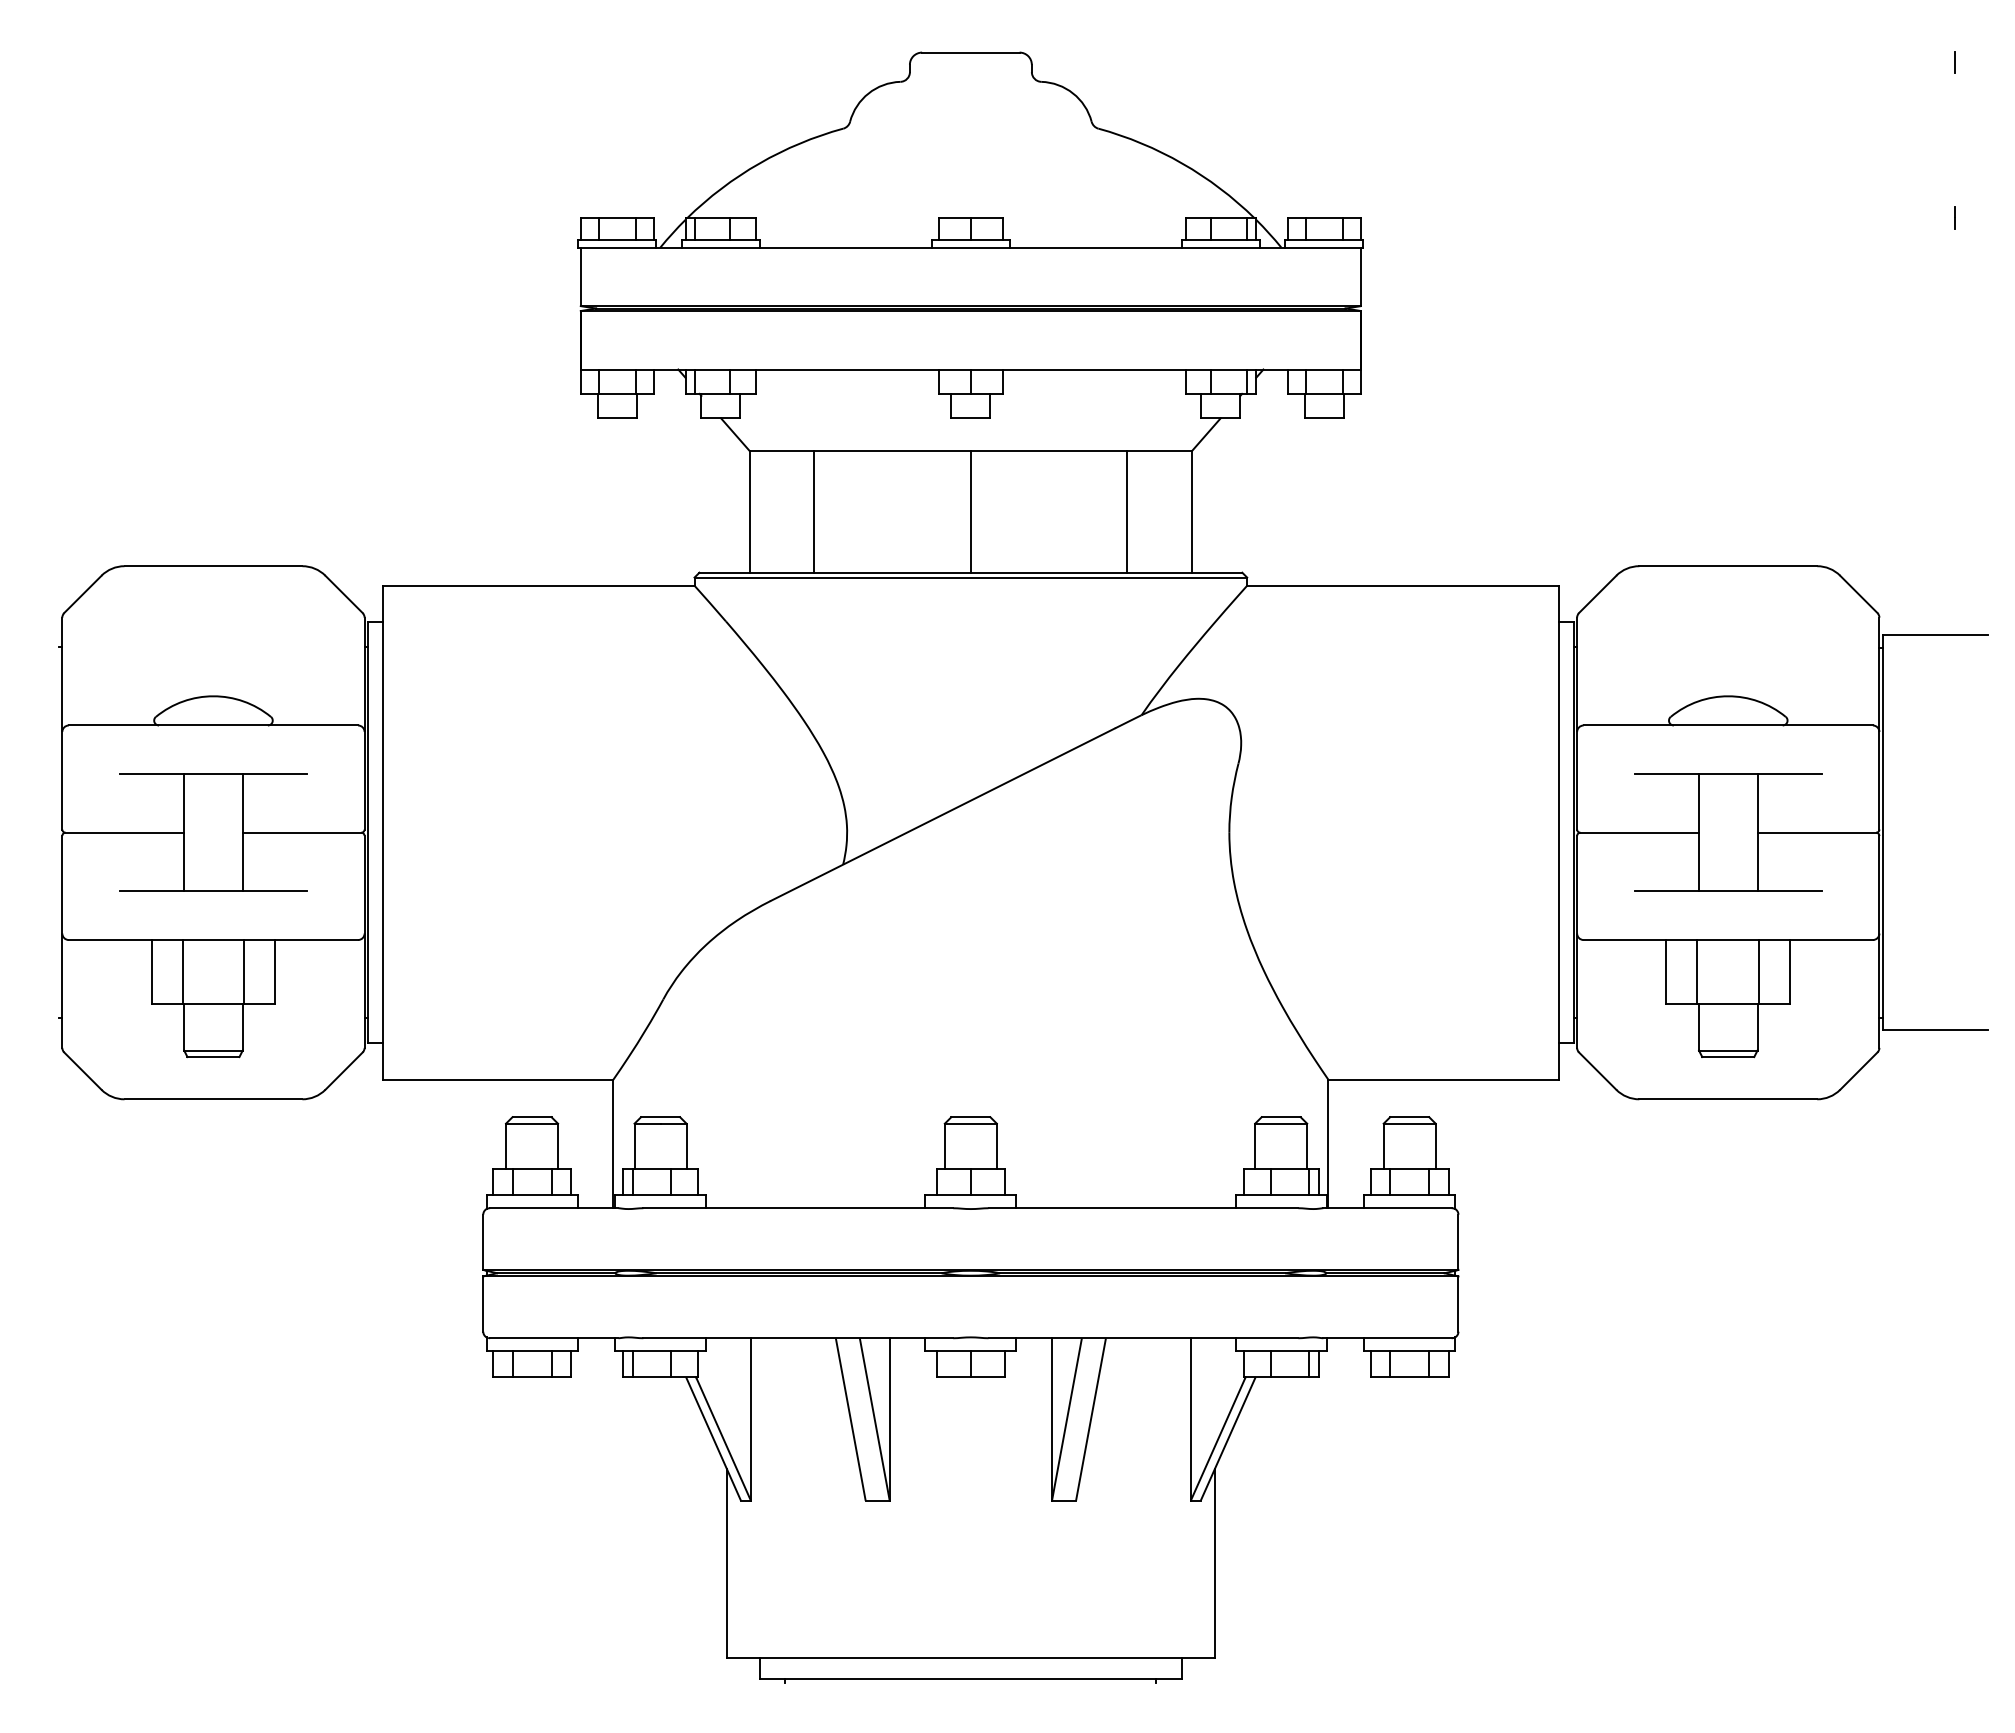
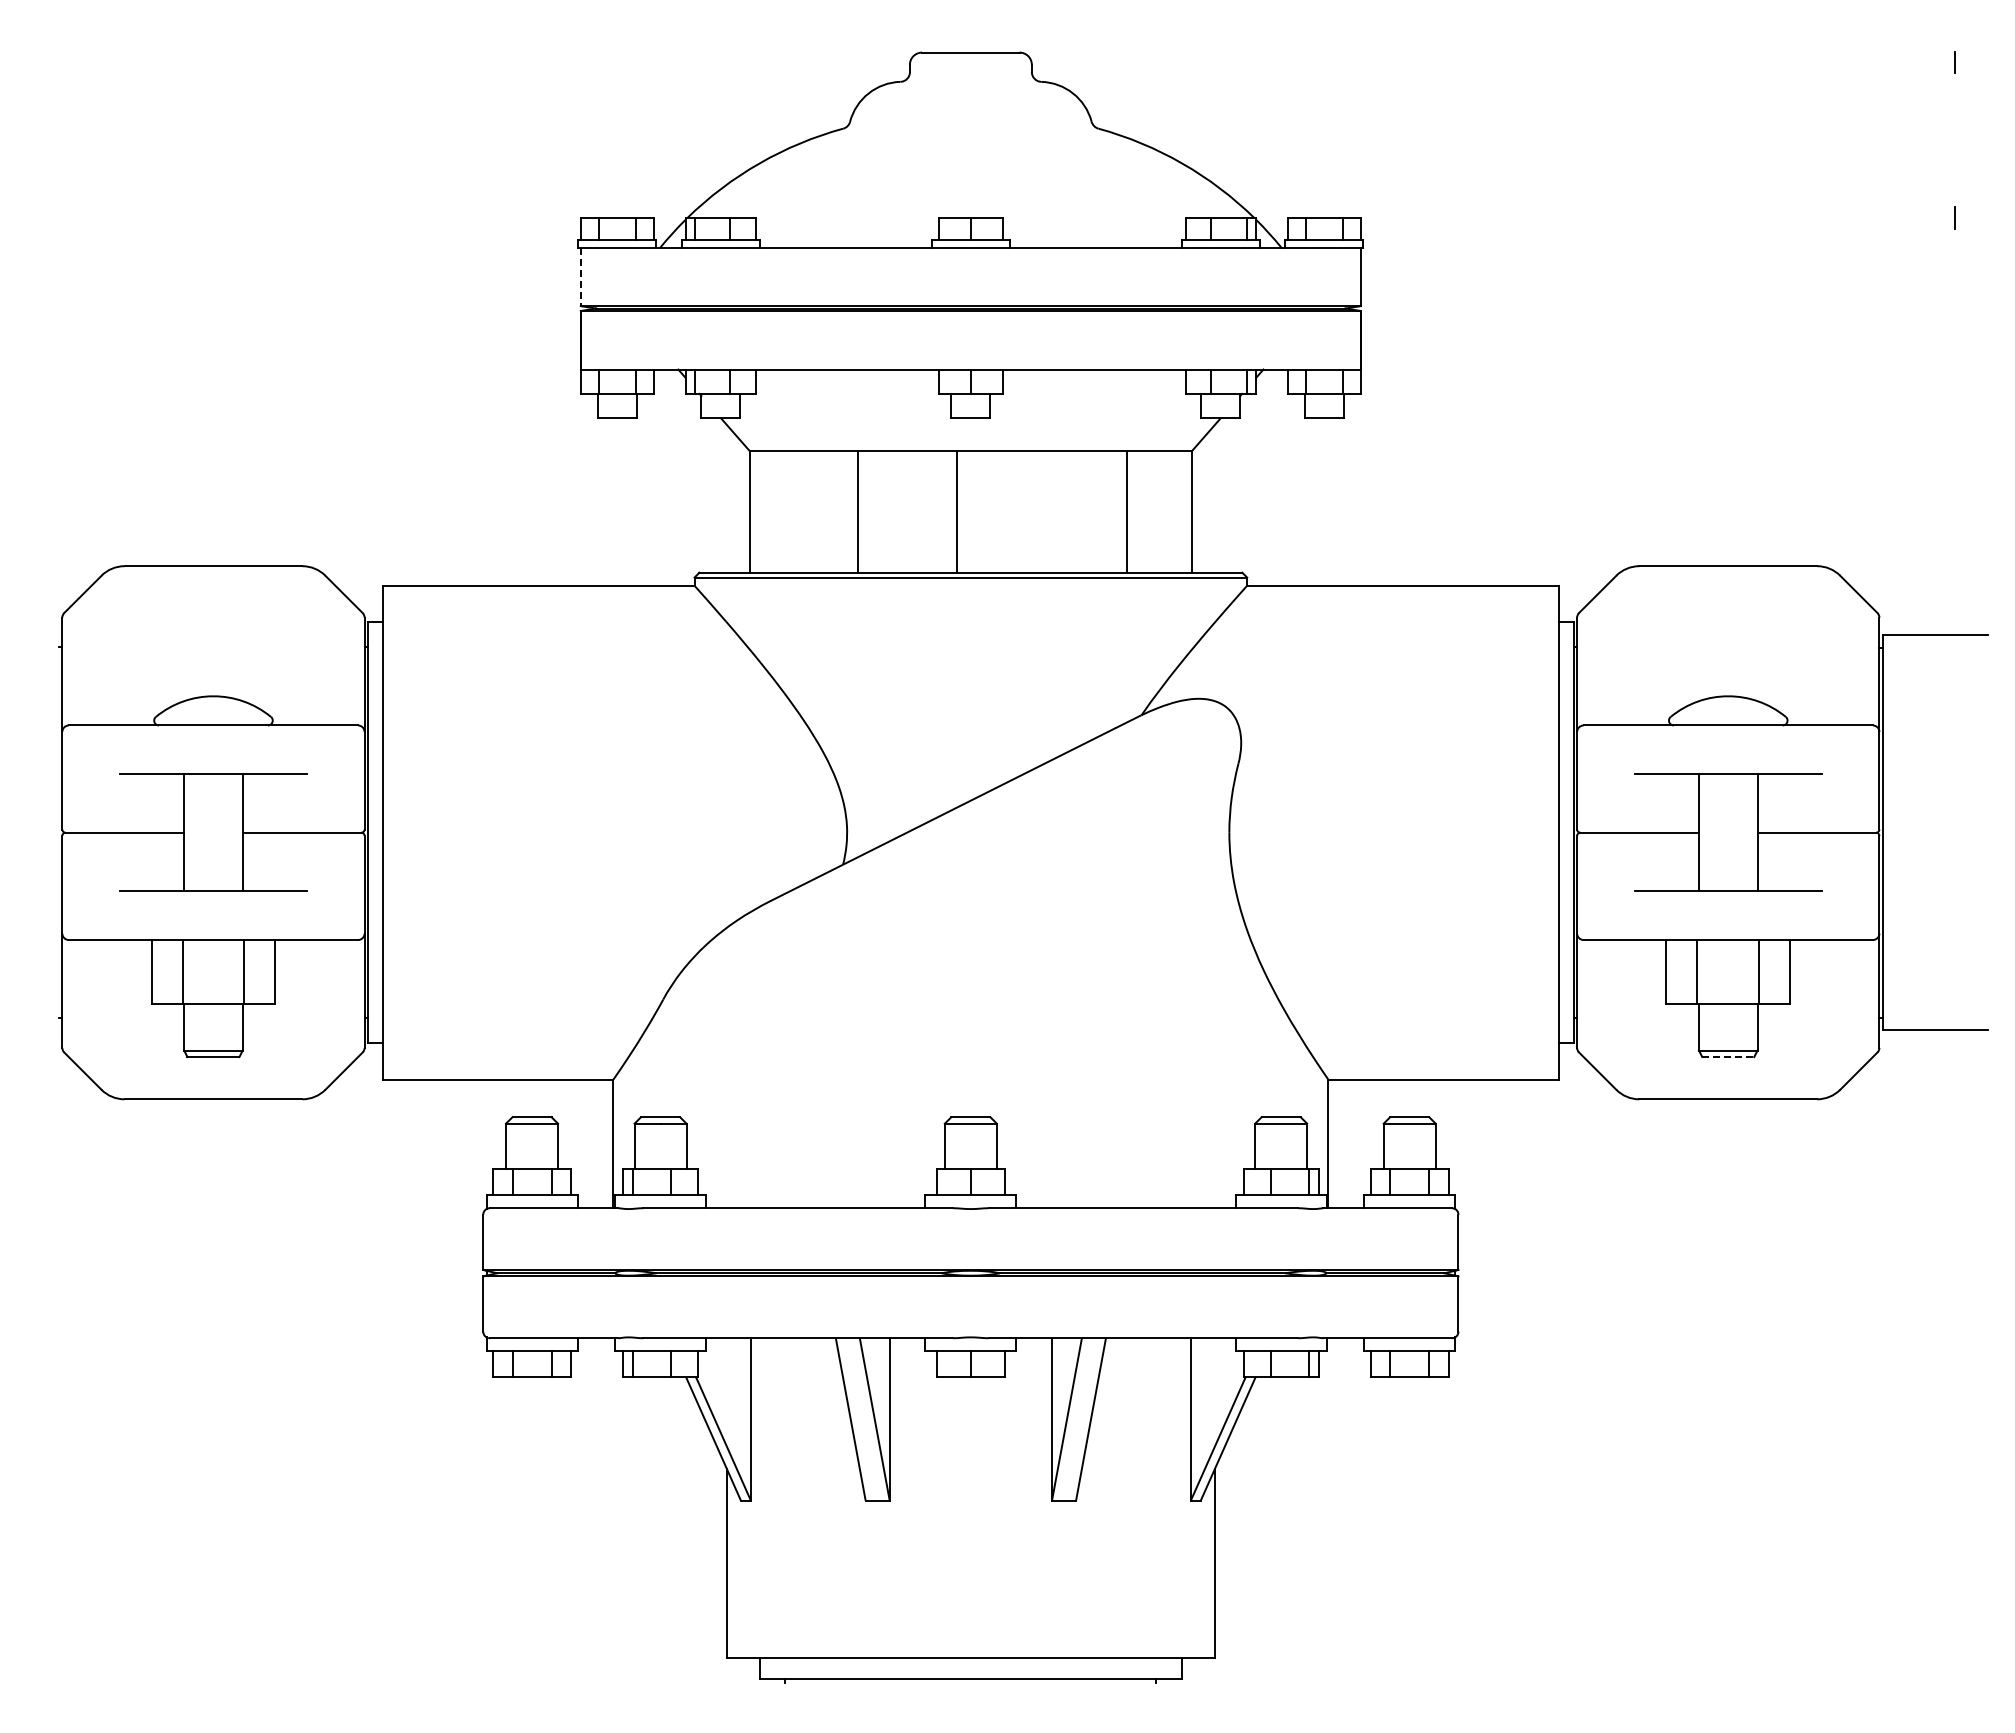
line: solid -> dashed (580, 277)
line position: (814, 511) -> (858, 511) (858, 511)
line position: (970, 511) -> (956, 511) (956, 511)
line: solid -> dashed (1728, 1057)
